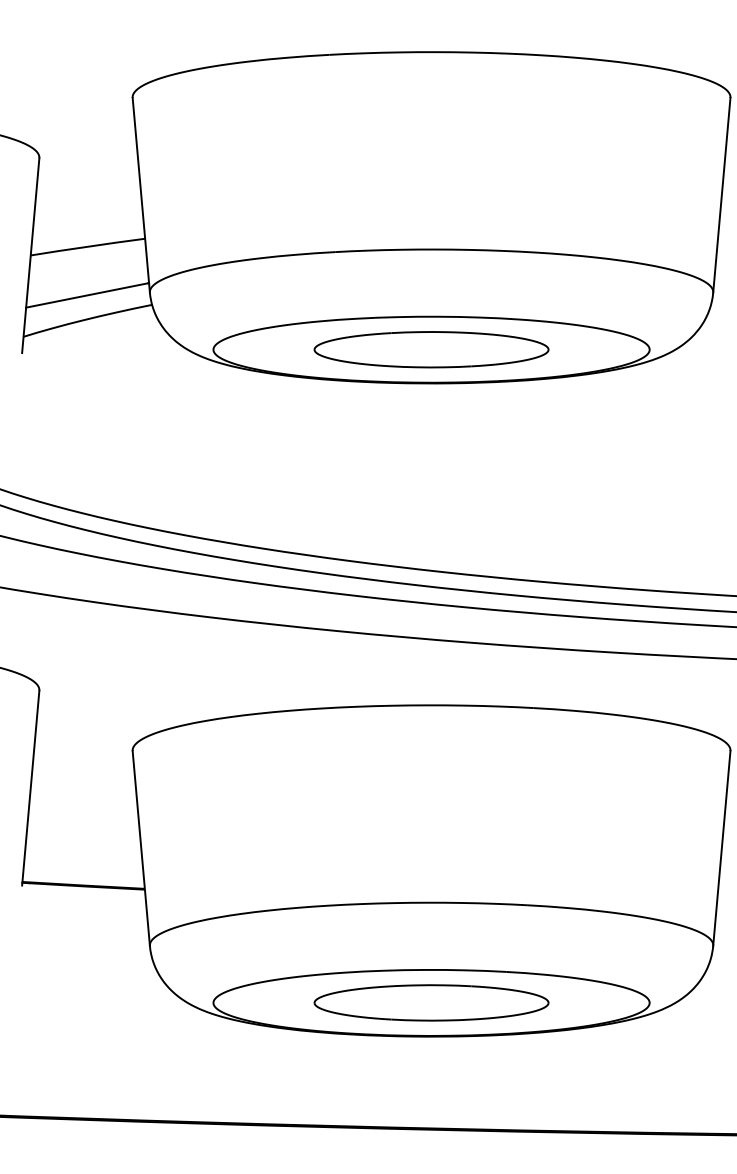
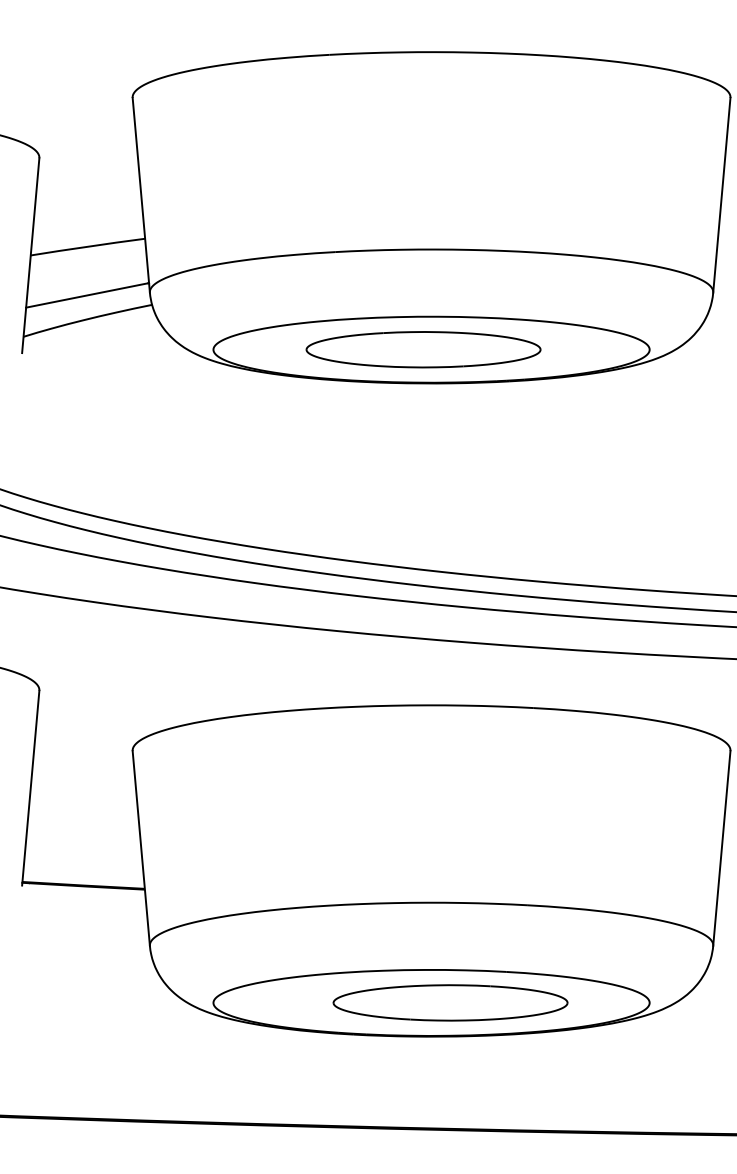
part position: (431, 349) -> (423, 349) (423, 349)
part position: (431, 1002) -> (450, 1002) (450, 1002)
